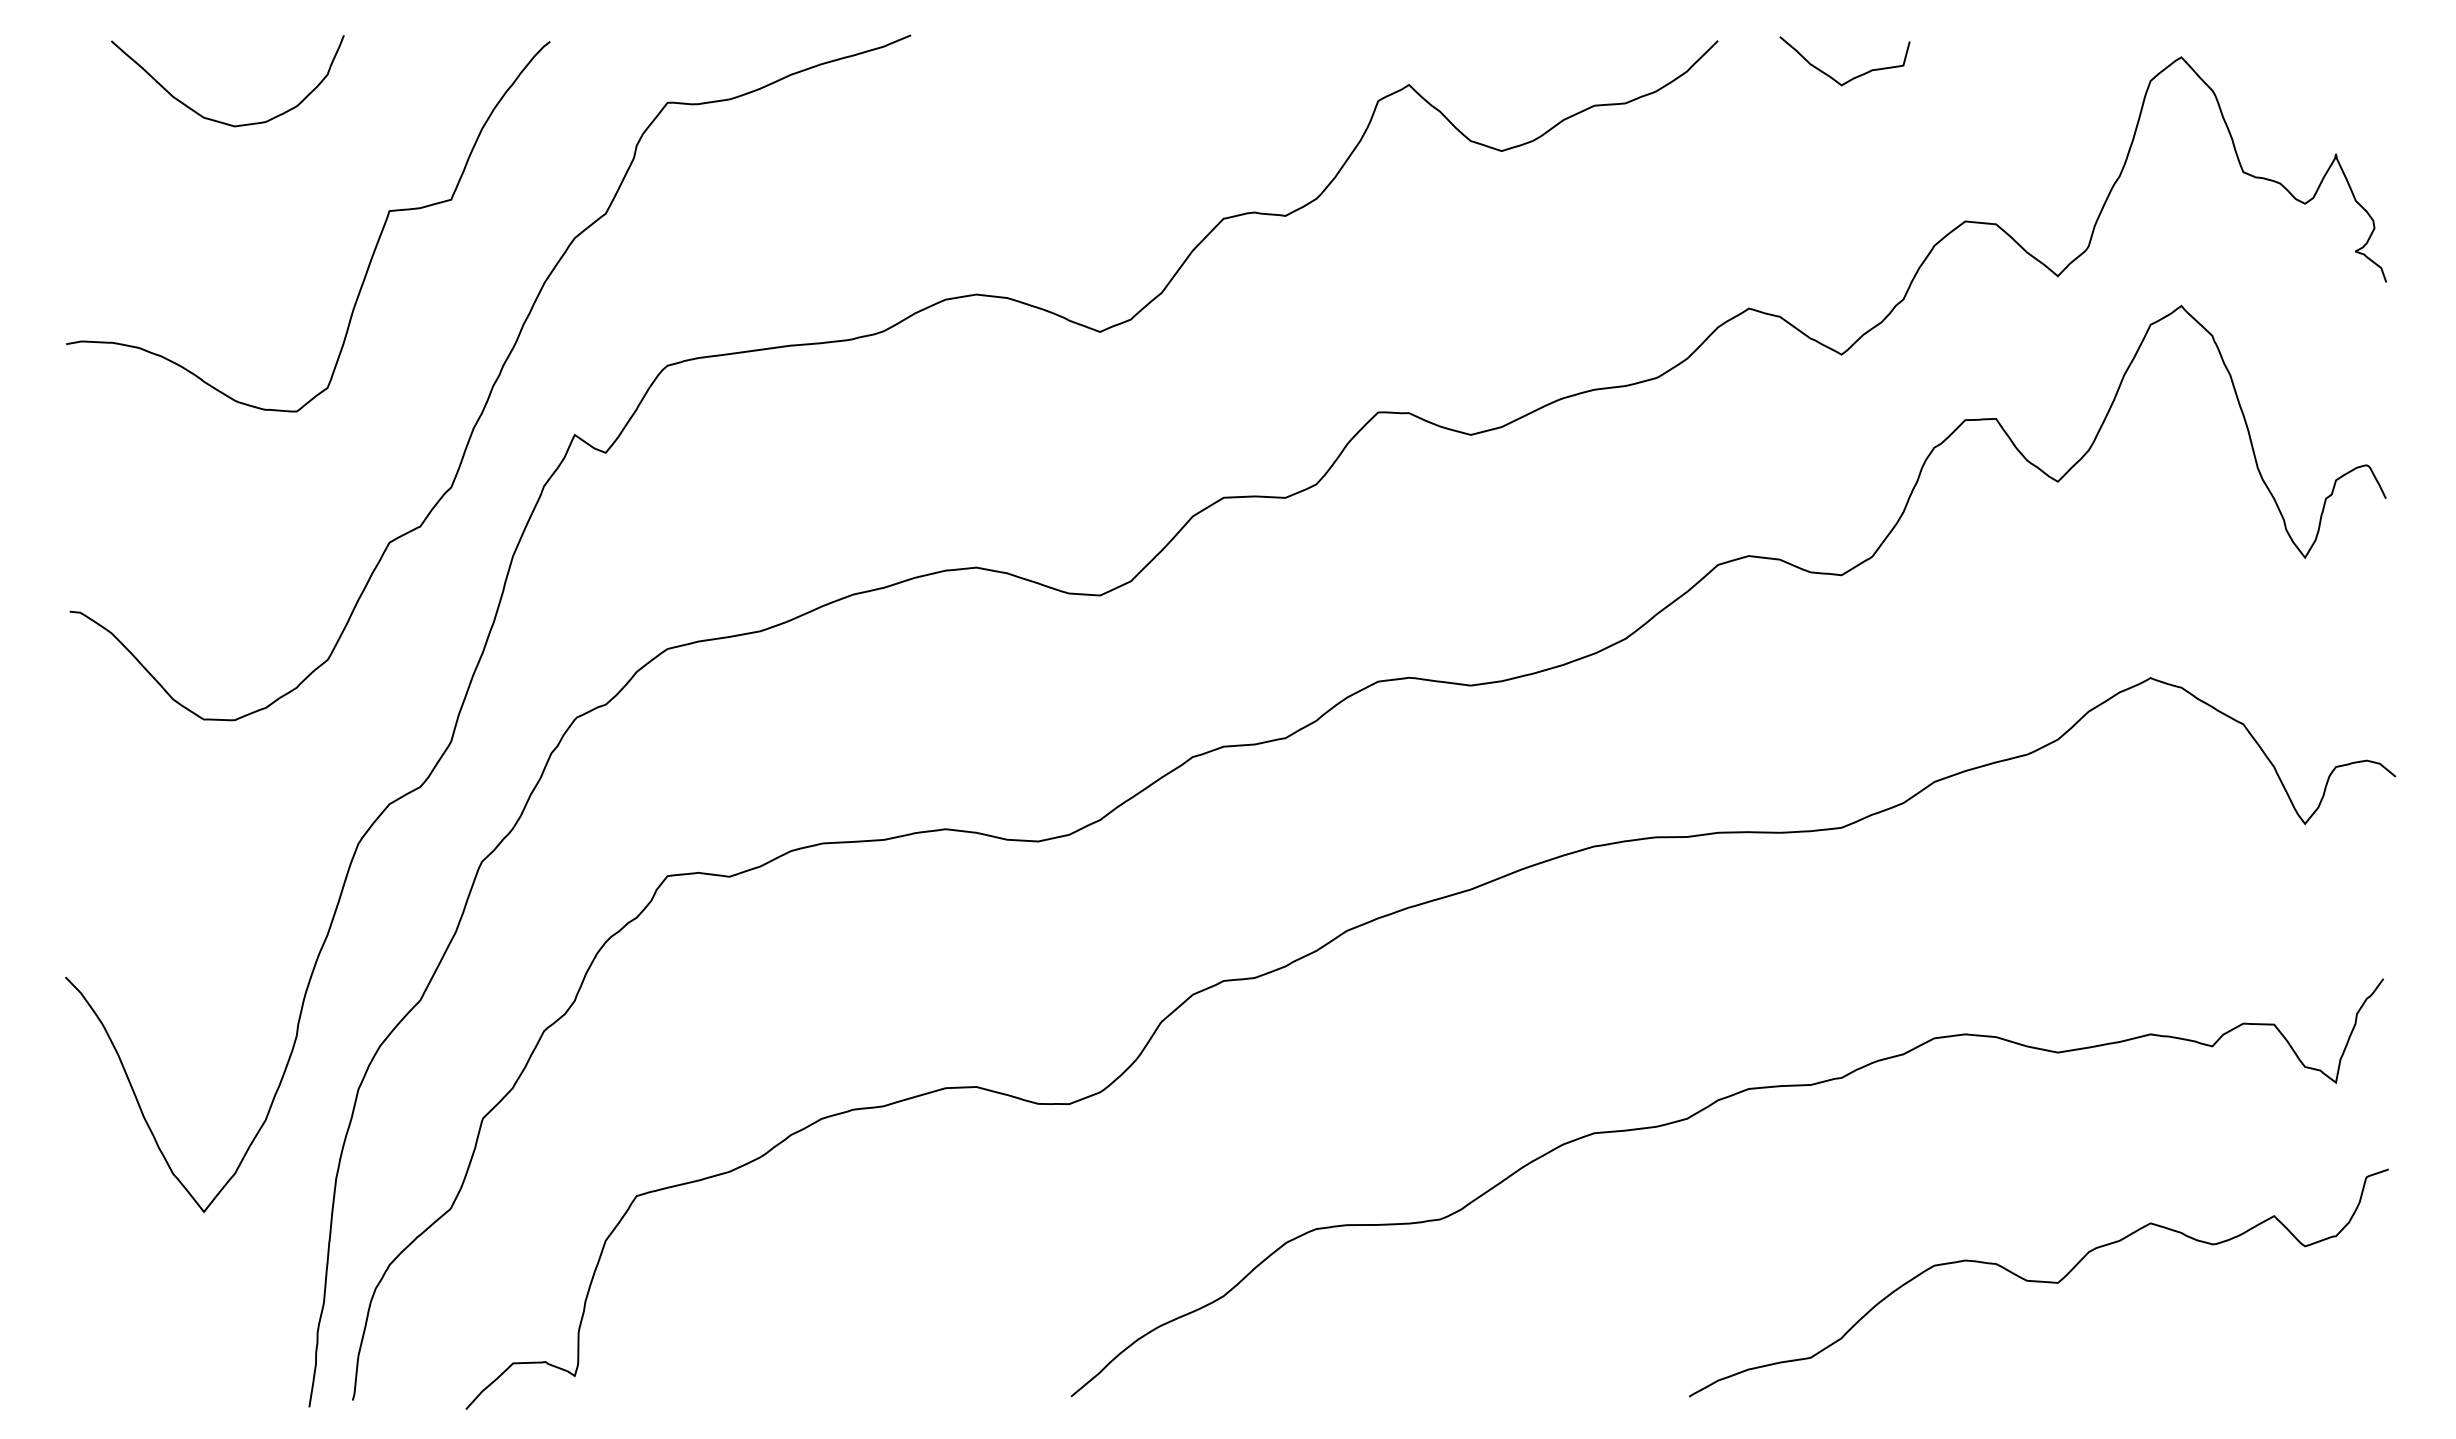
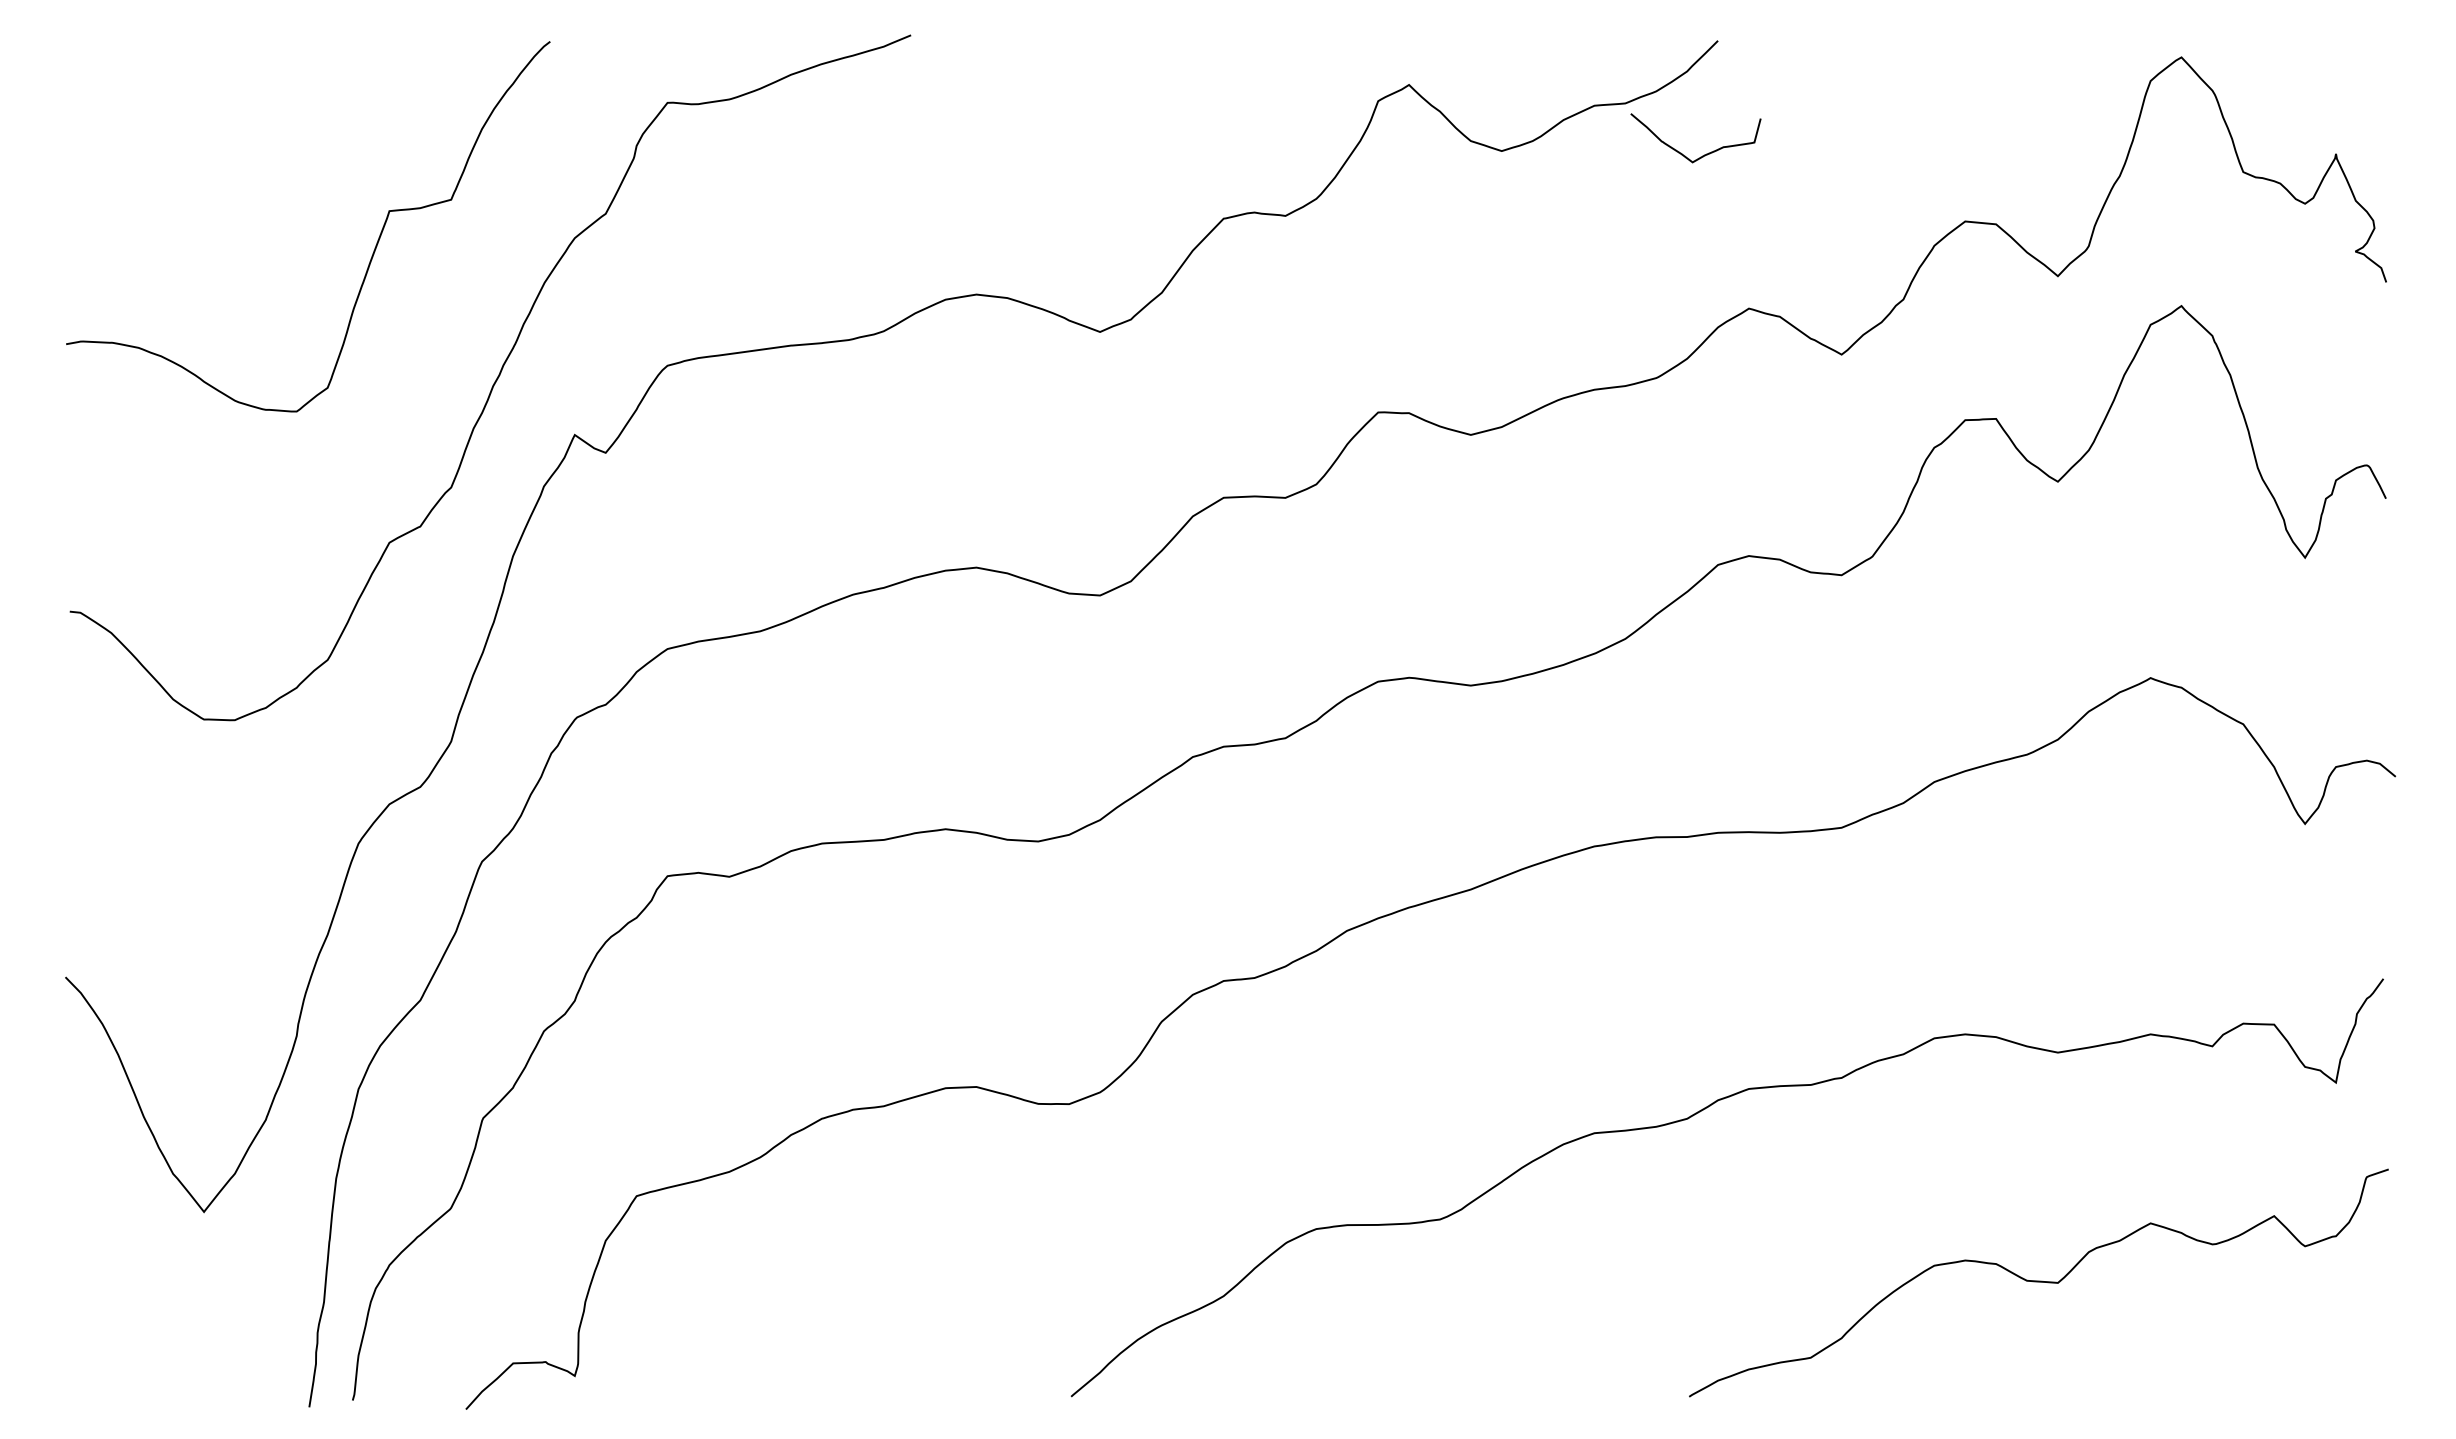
curve position: (1853, 77) -> (1704, 154) (1704, 154)
curve: present -> none (218, 120)
